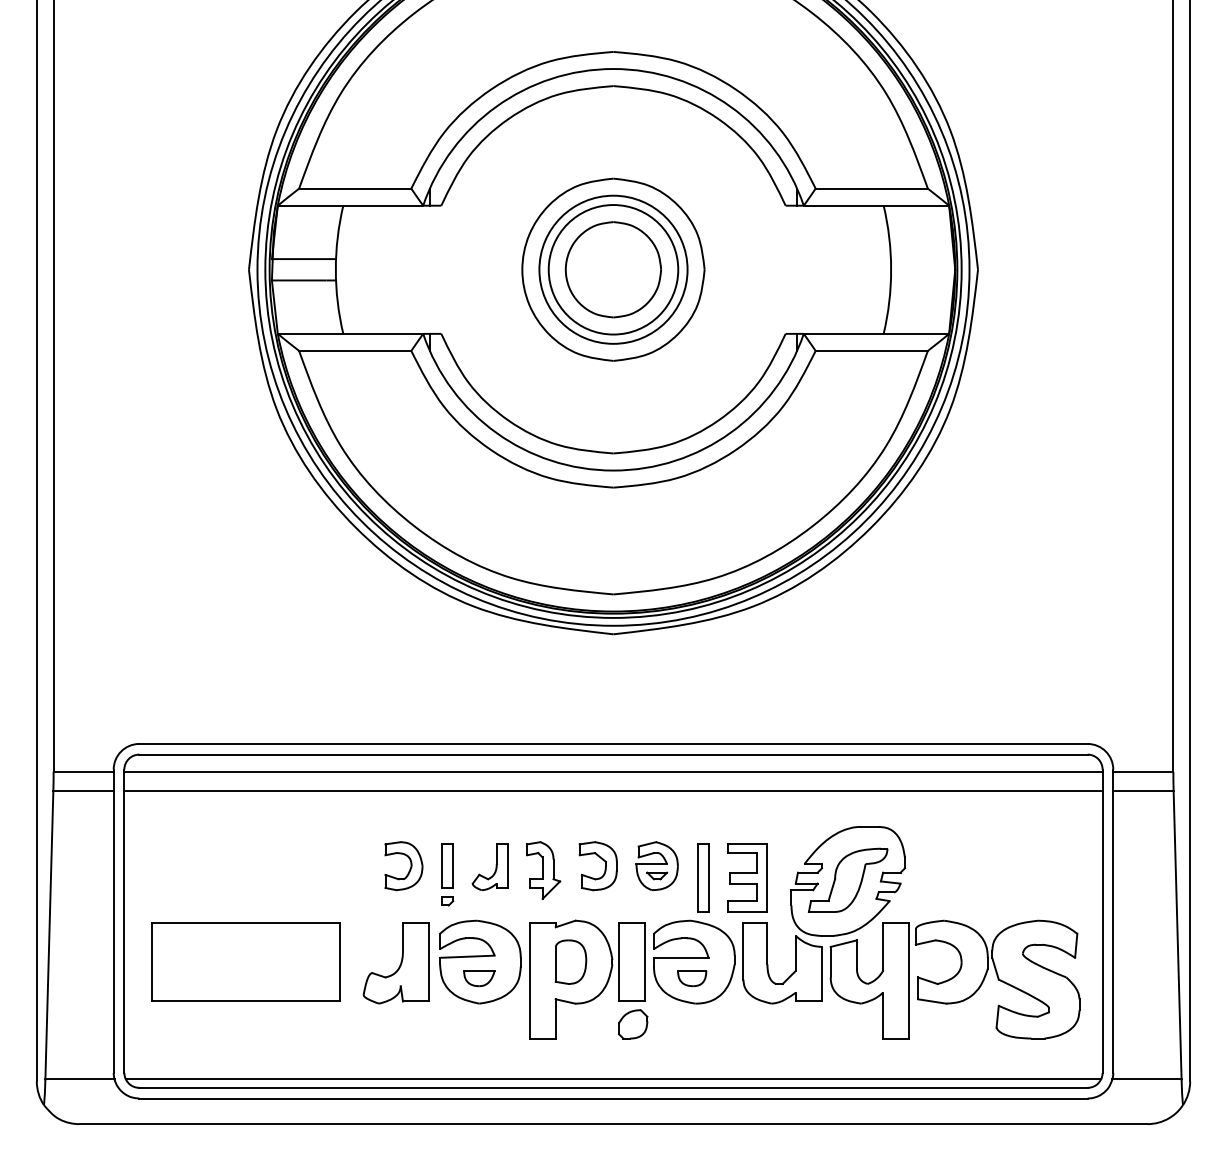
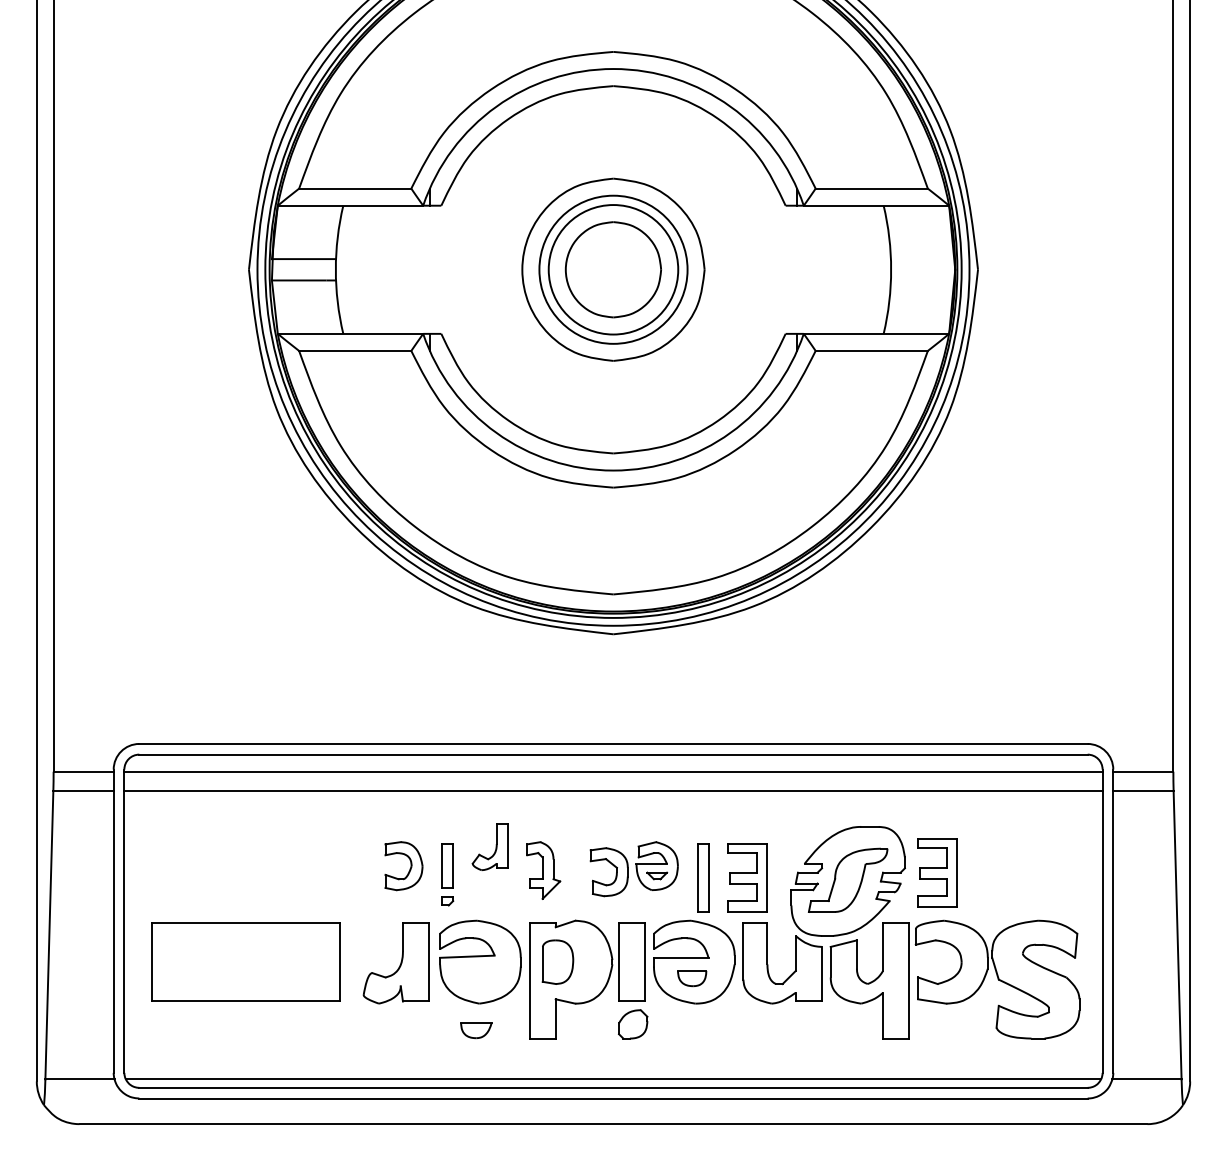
part position: (489, 866) -> (489, 846) (489, 846)
part position: (604, 868) -> (615, 874) (615, 874)
part: none -> present (937, 872)
part position: (570, 961) -> (557, 961) (557, 961)
part position: (479, 978) -> (476, 1030) (476, 1030)
